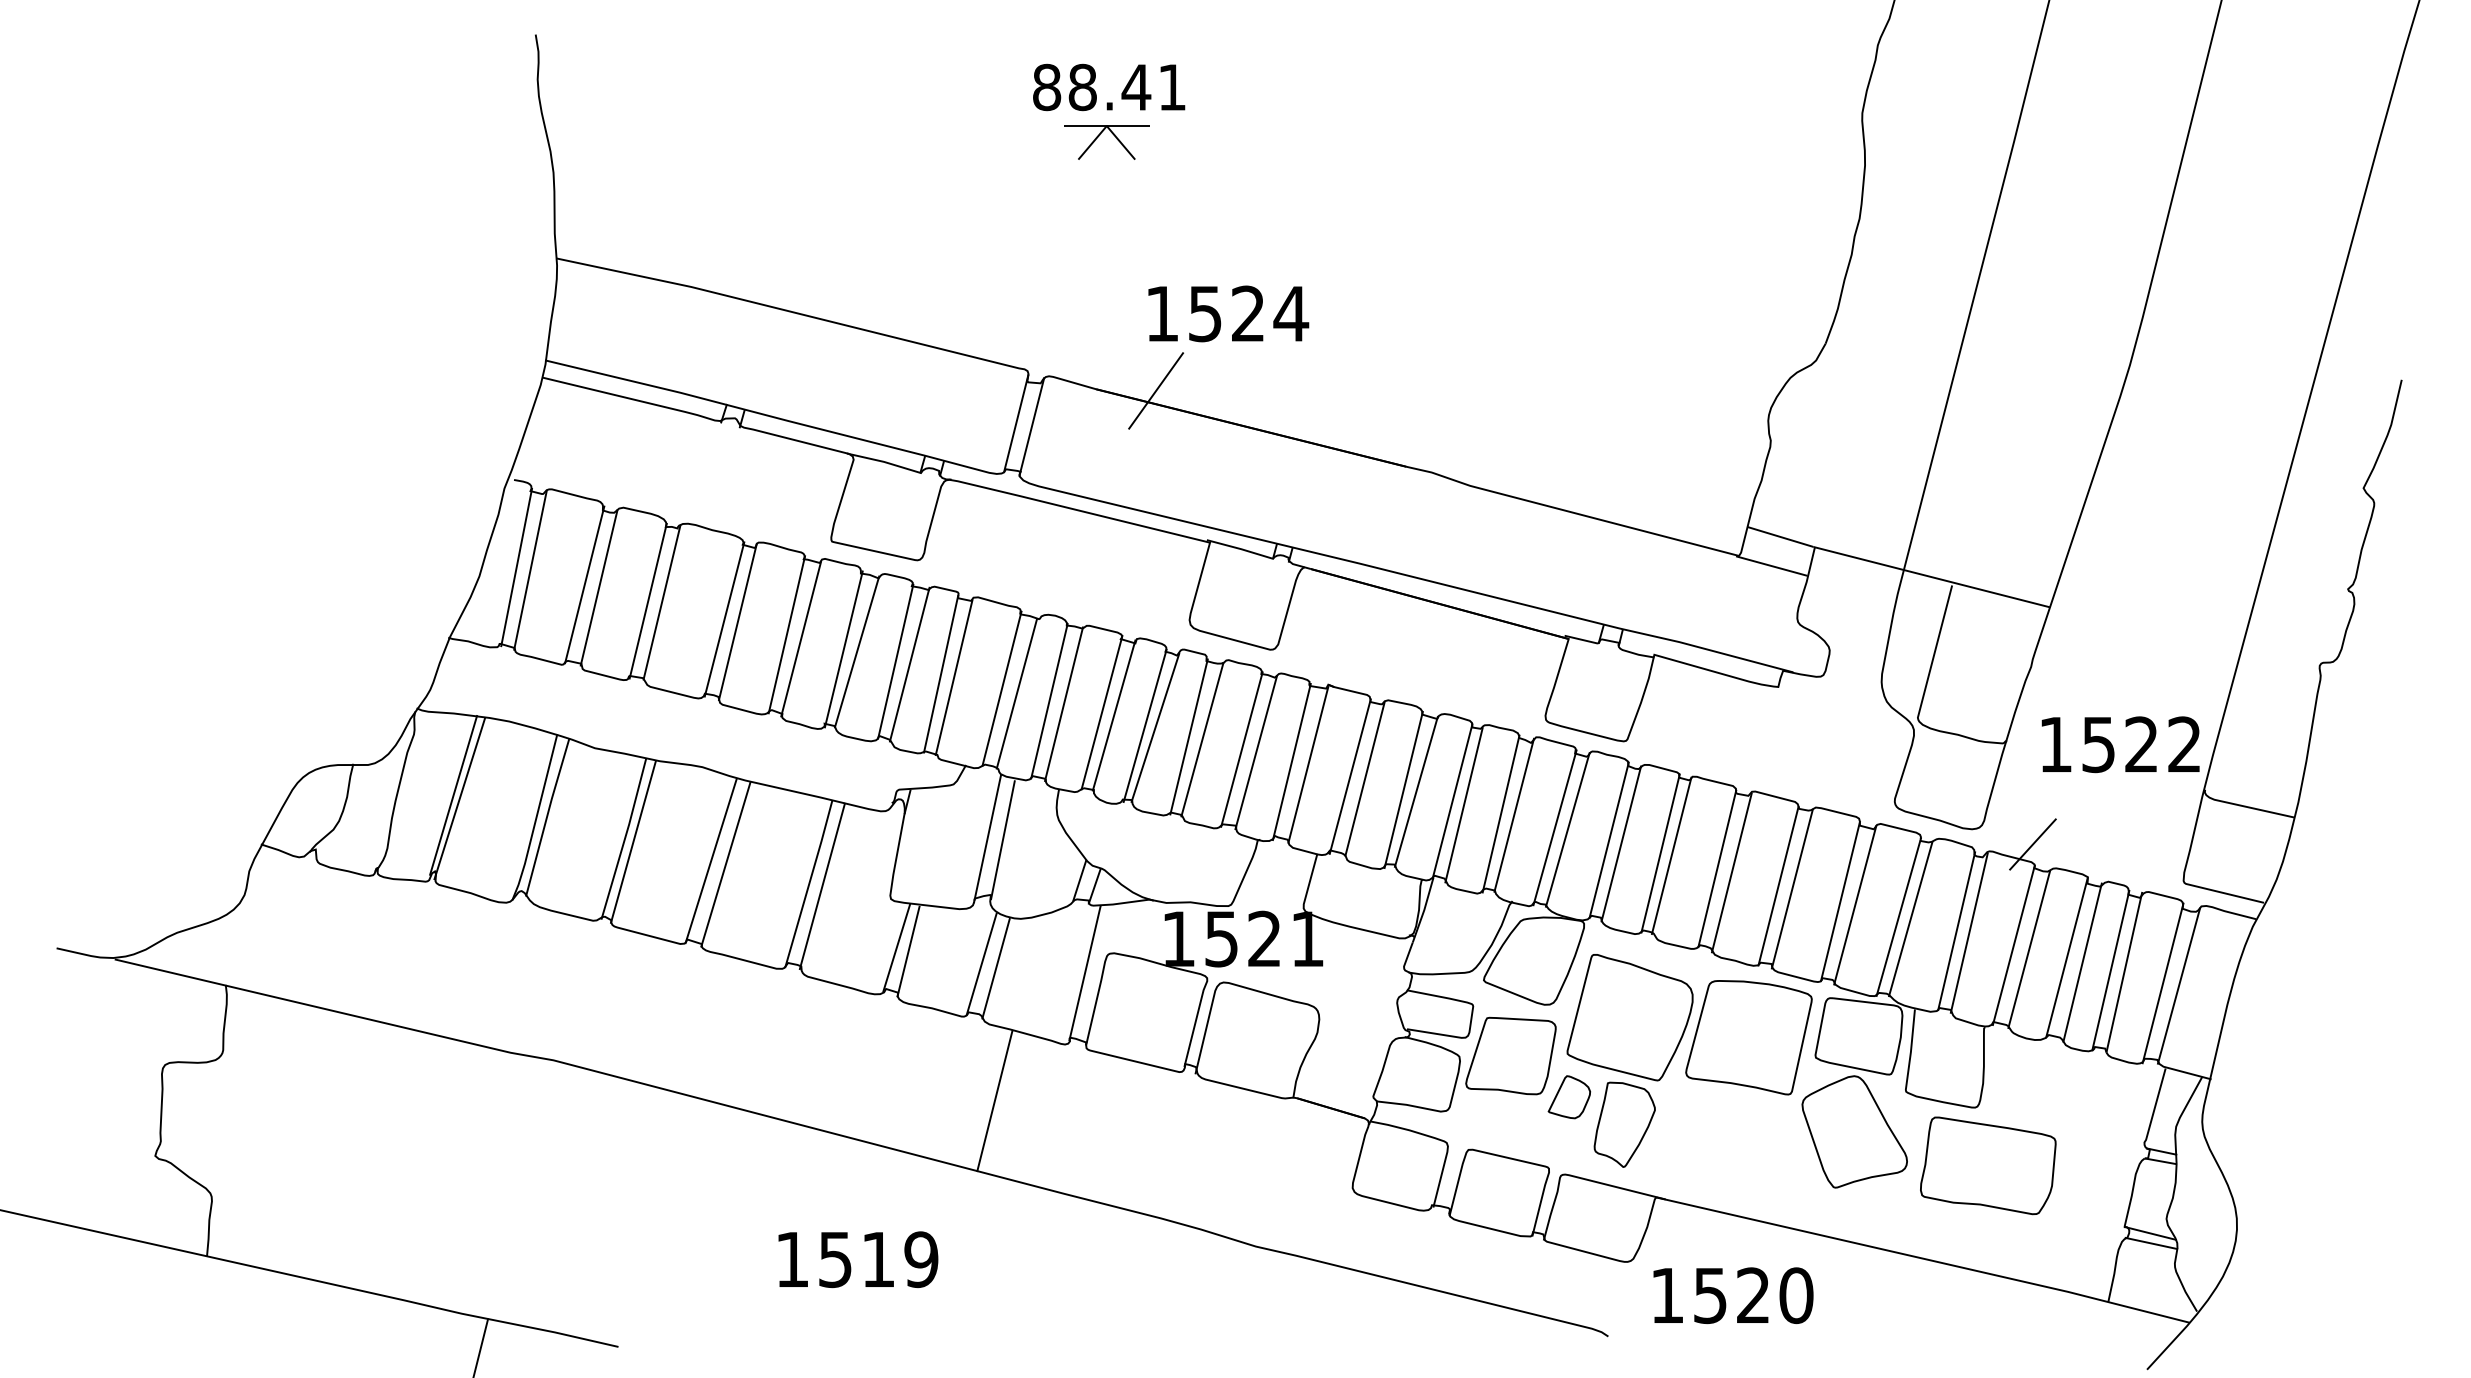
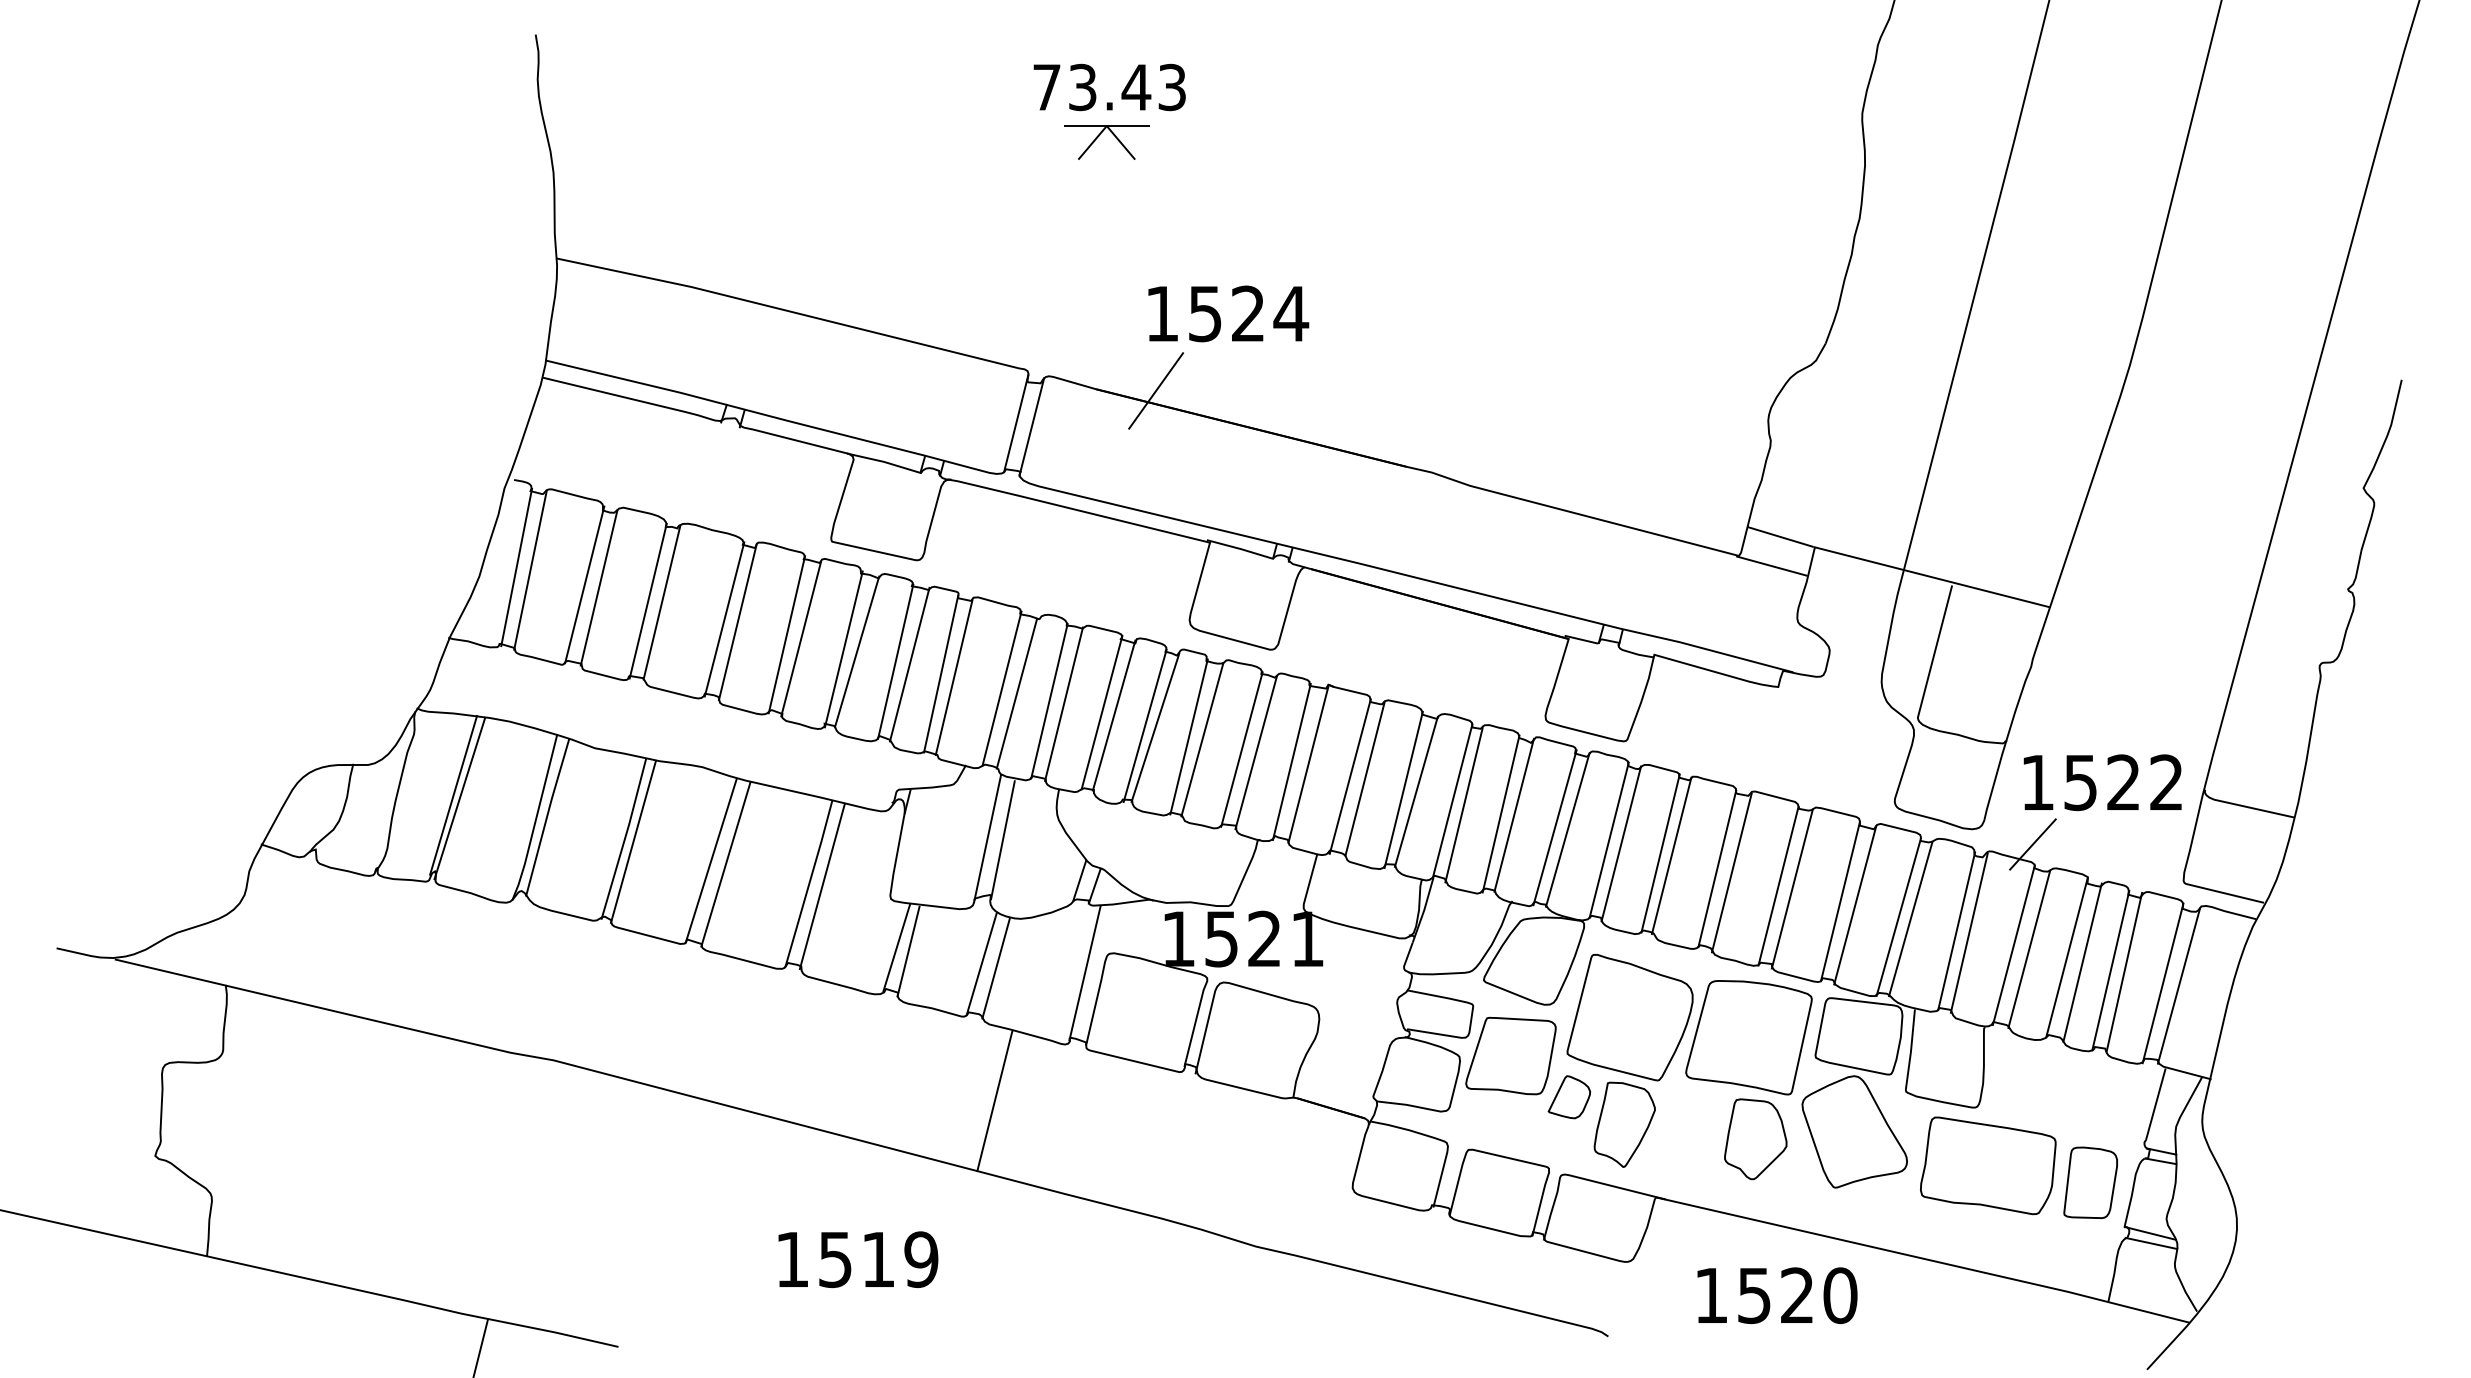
text: 88.41 -> 73.43 (1109, 87)
text position: (2120, 744) -> (2102, 782) (2102, 782)
part: none -> present (1755, 1139)
part: none -> present (2090, 1182)
text position: (1733, 1295) -> (1777, 1295) (1777, 1295)
